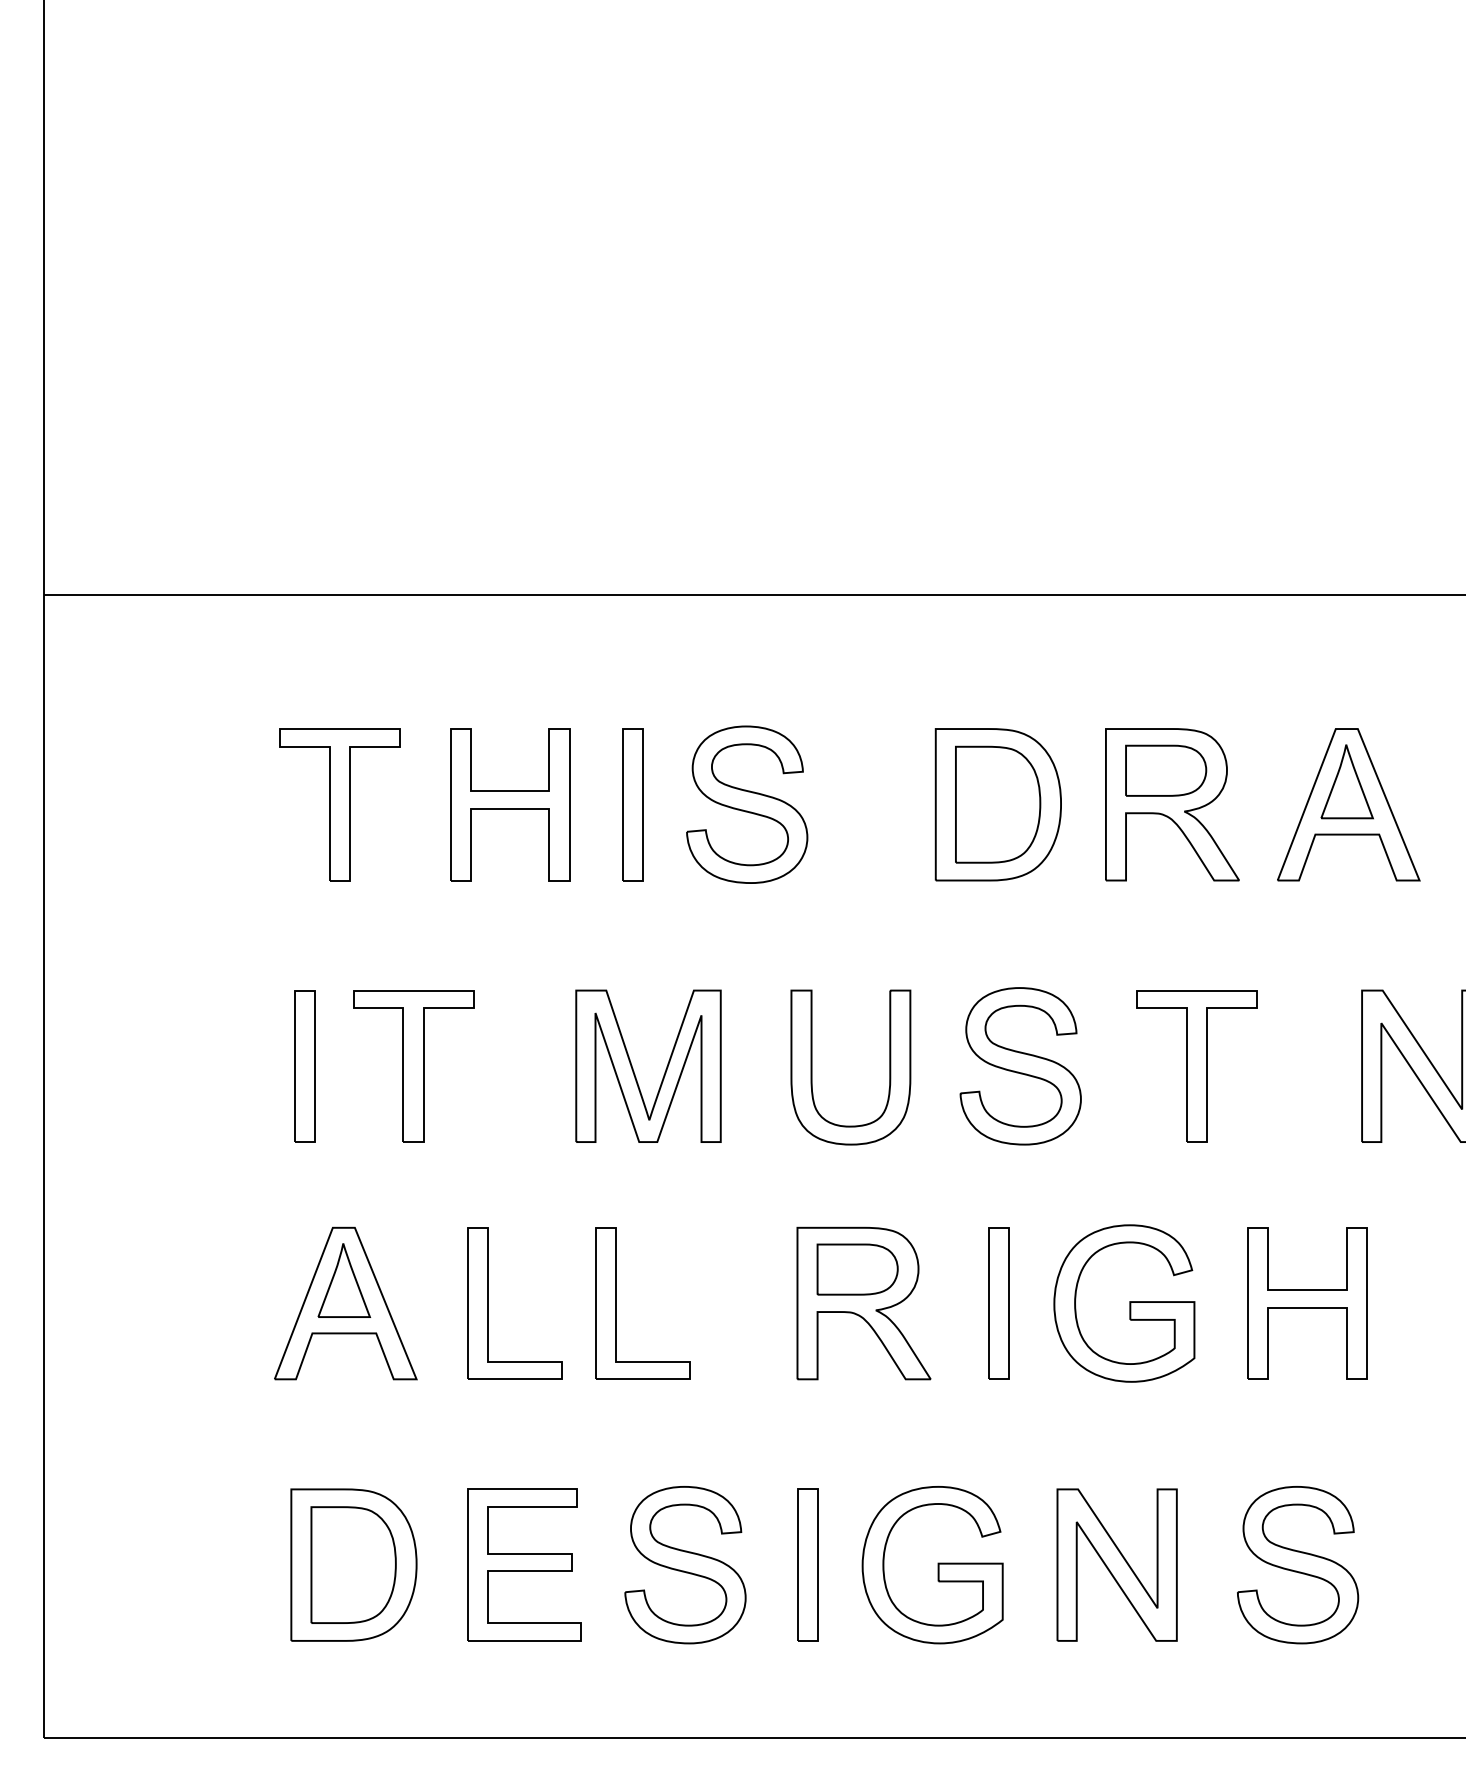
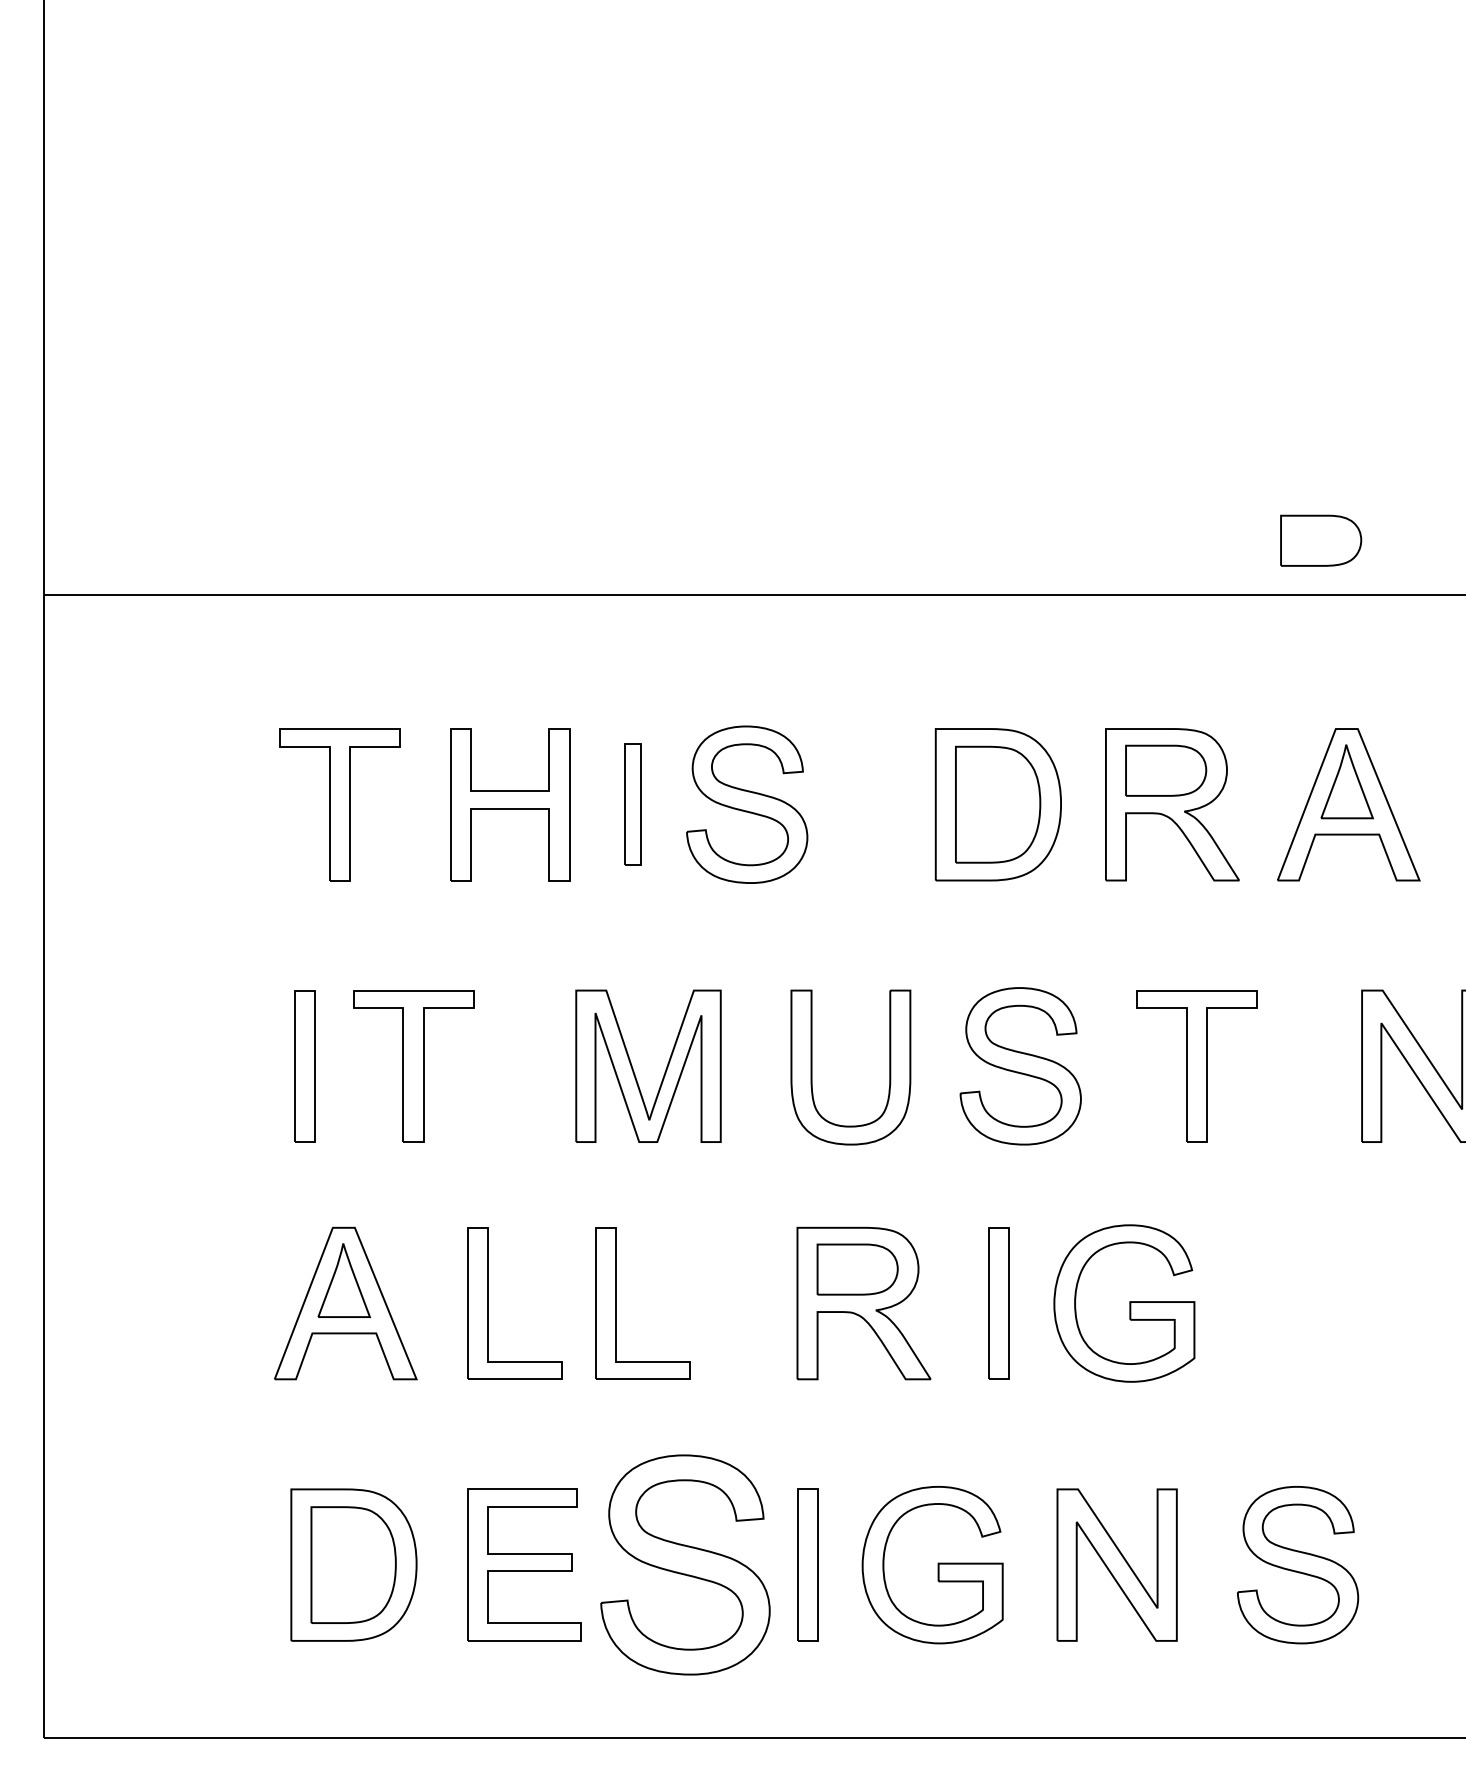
part: none -> present (1321, 540)
part size: 22x154 px -> 18x123 px (632, 804)
part: present -> none (1307, 1303)
part size: 123x159 px -> 171x222 px (685, 1564)
